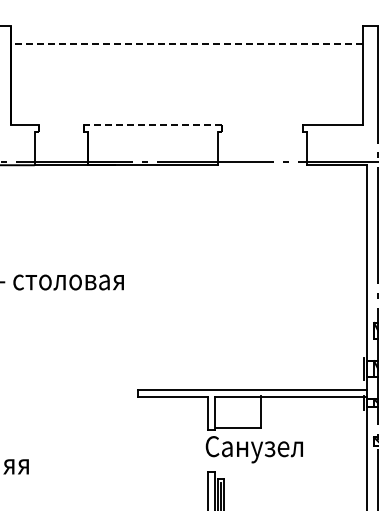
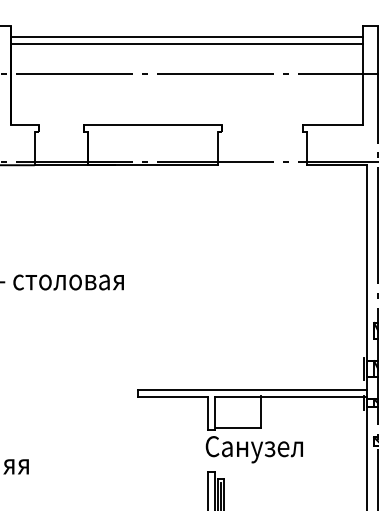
line: none -> present (187, 36)
line: dashed -> solid (187, 43)
line: none -> present (188, 74)
line: dashed -> solid (153, 124)
